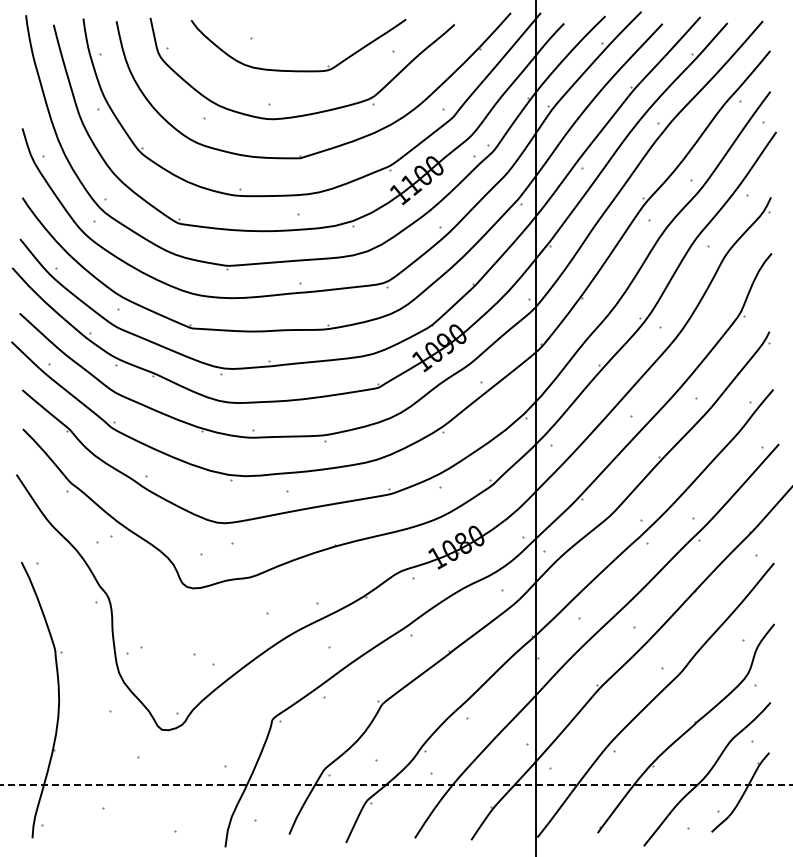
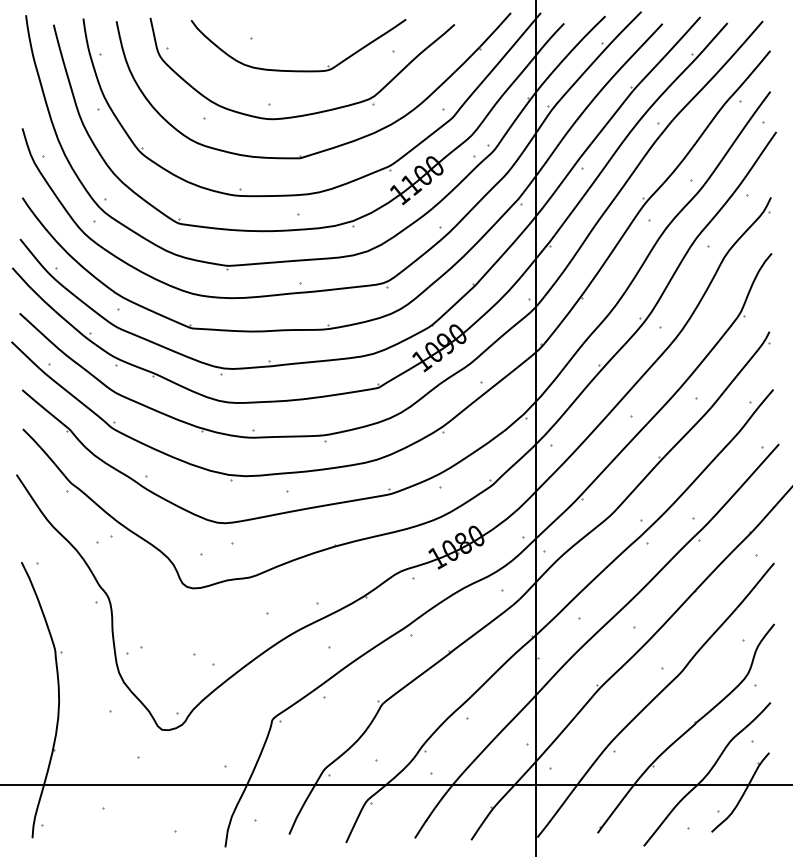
line: dashed -> solid (395, 785)
